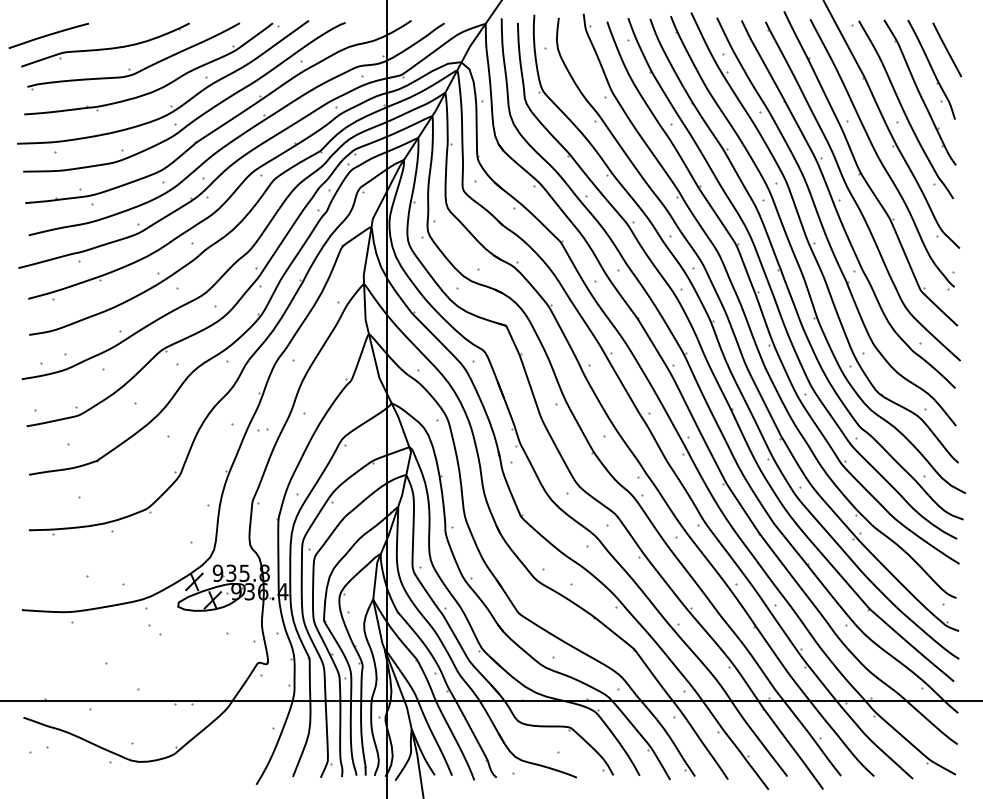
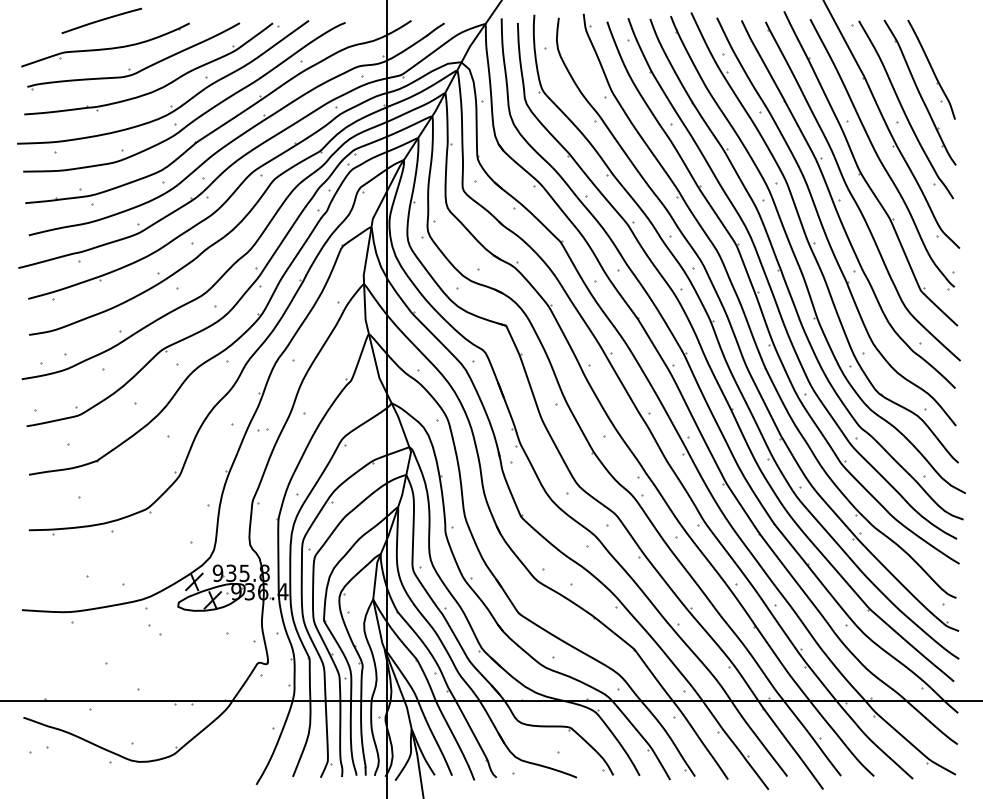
curve position: (48, 35) -> (101, 20) (101, 20)
line: present -> none (947, 49)
